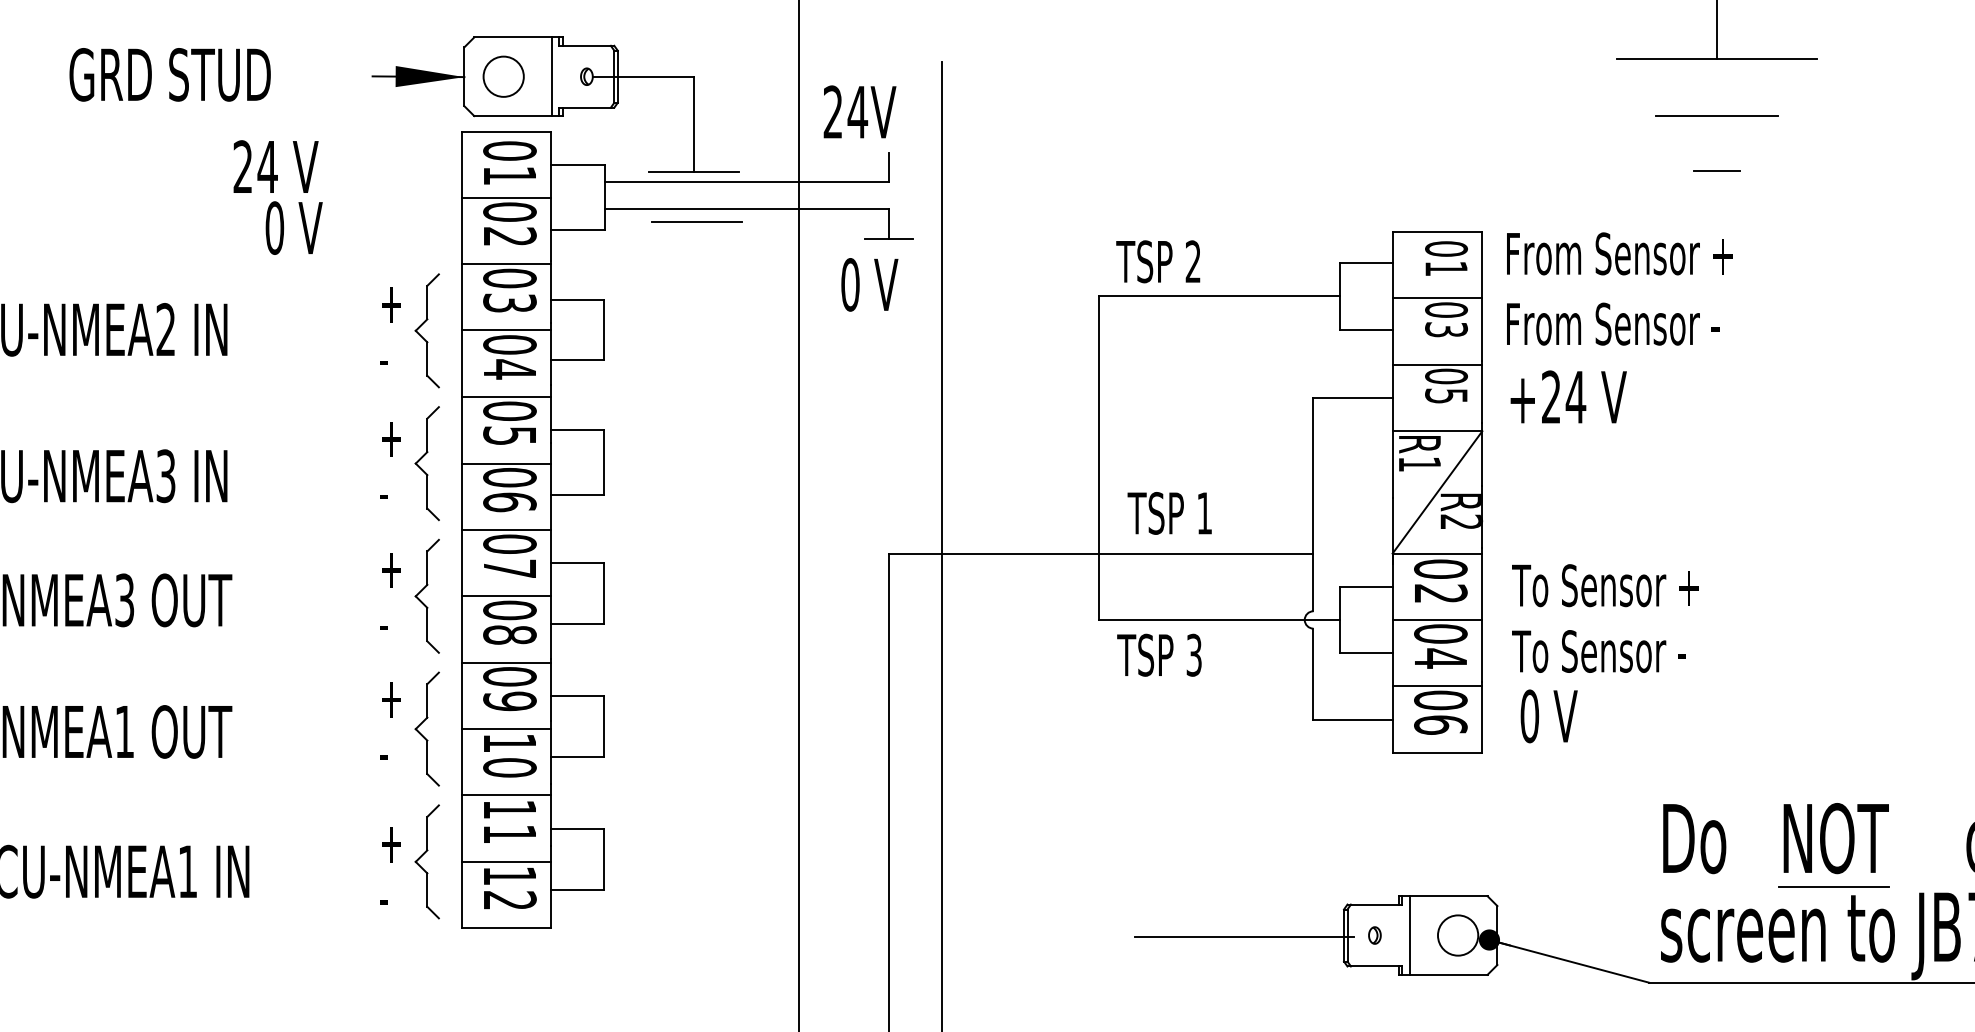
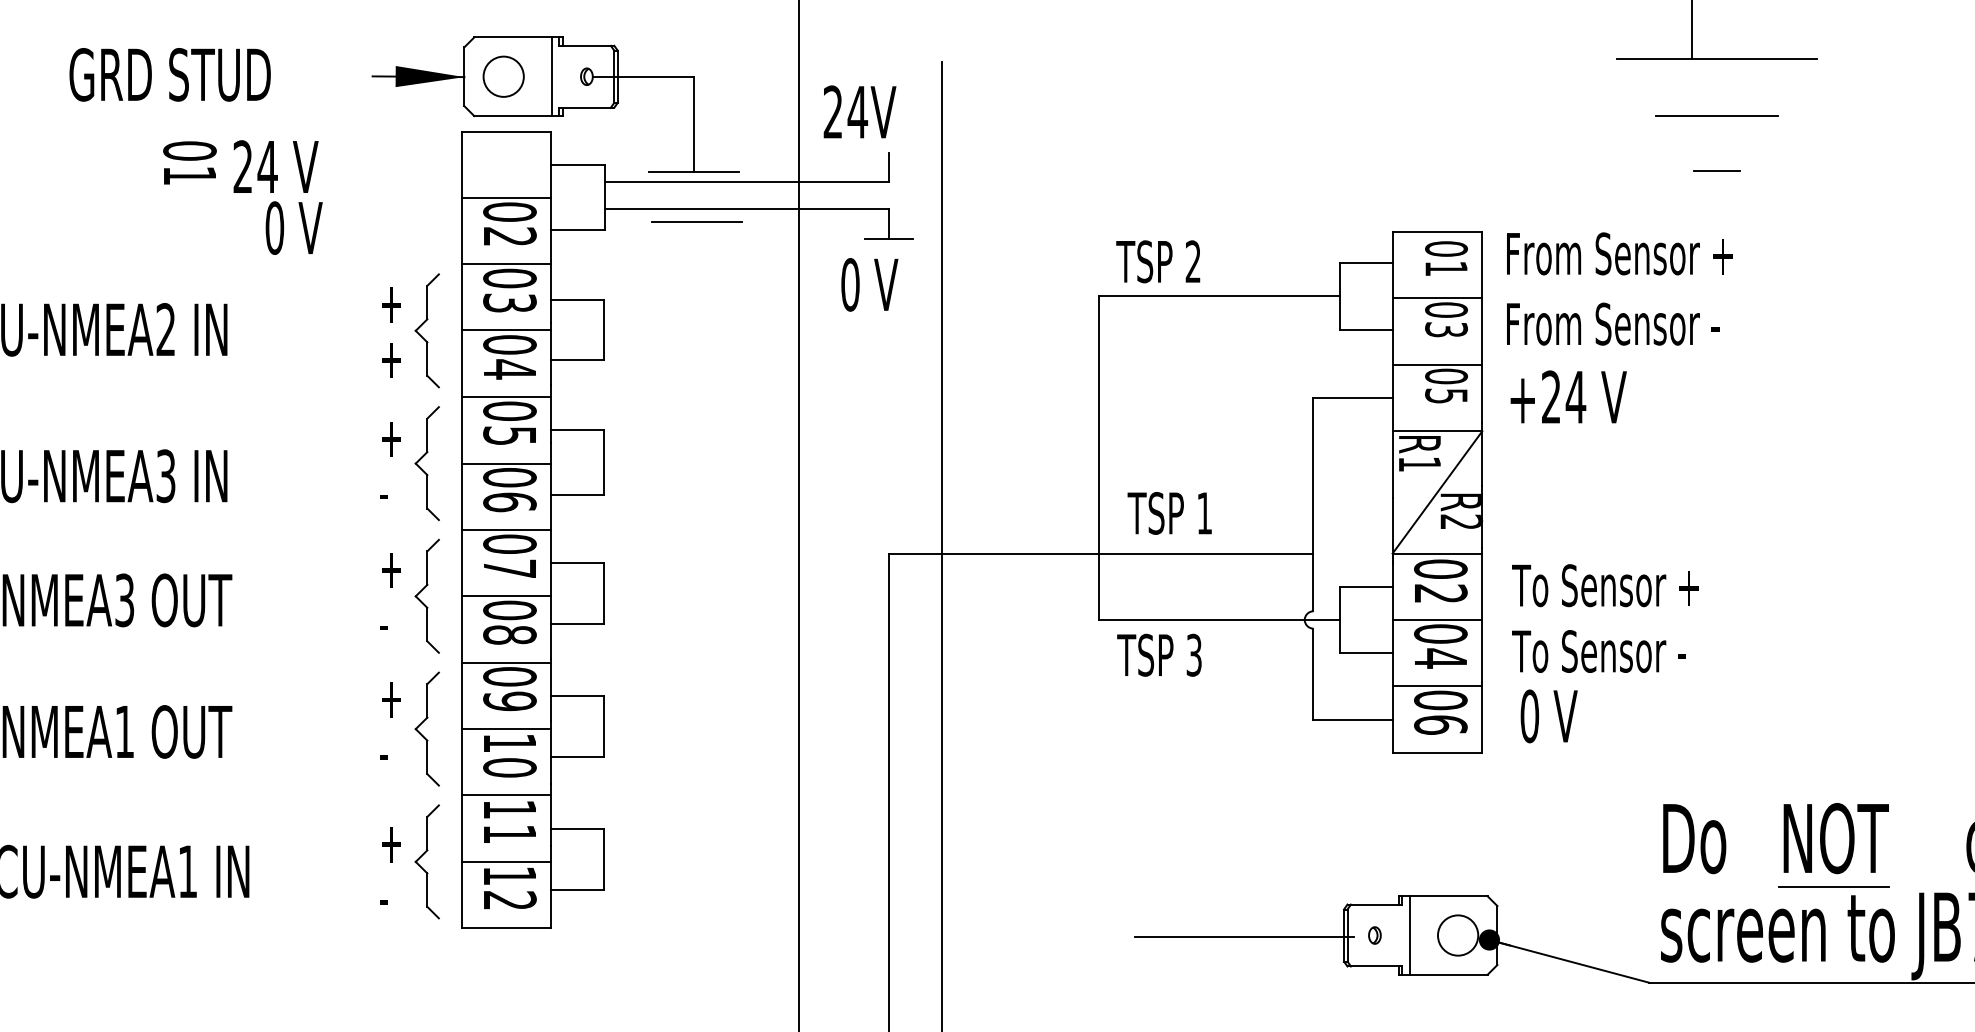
line position: (1717, 30) -> (1692, 30) (1692, 30)
text position: (509, 162) -> (189, 162) (189, 162)
text: - -> + (390, 360)
